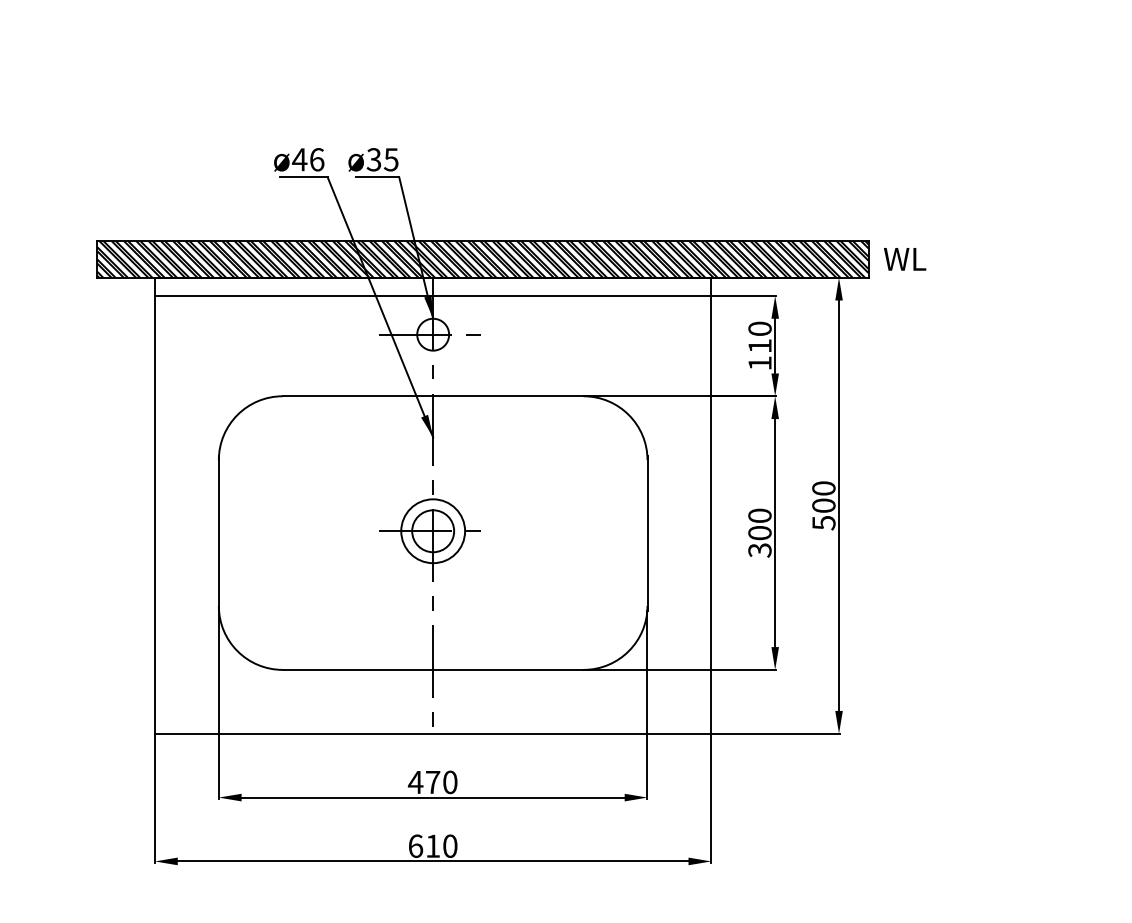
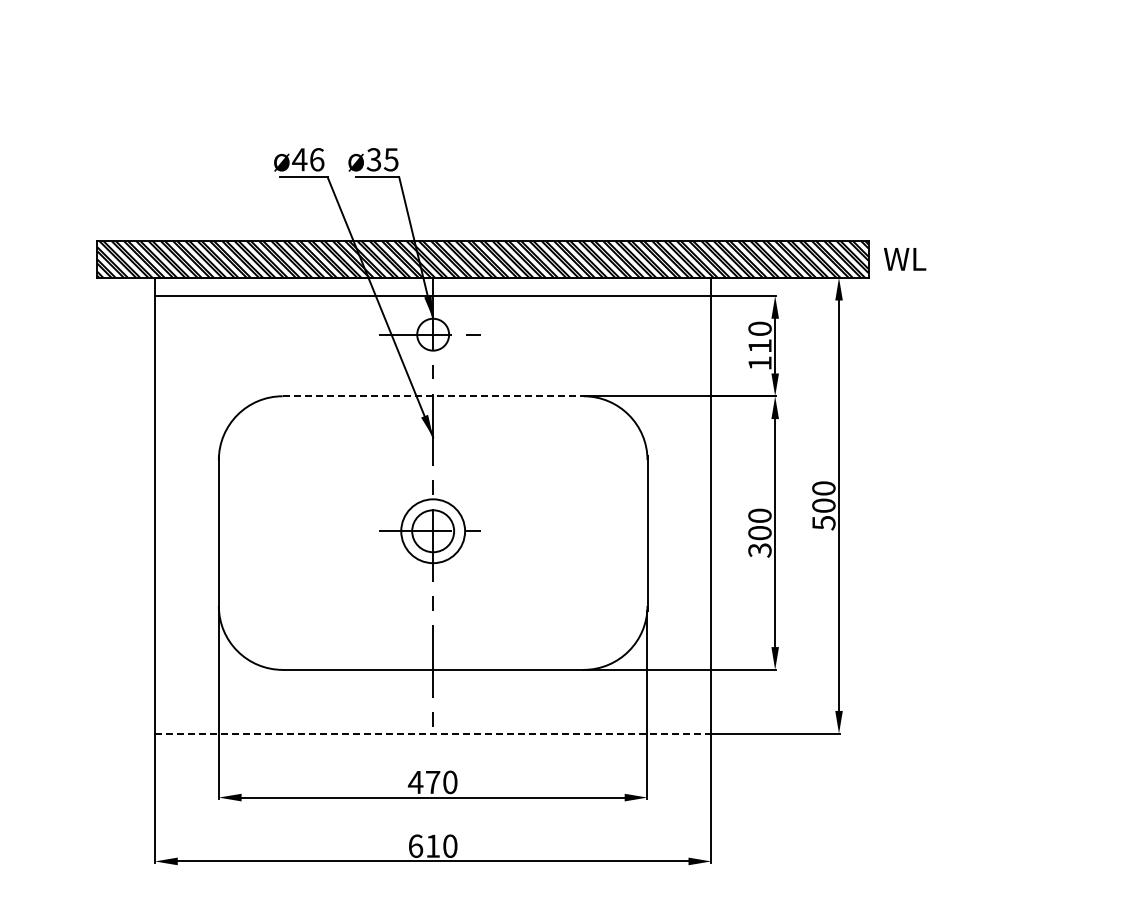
line: solid -> dashed (433, 396)
line: solid -> dashed (433, 733)
